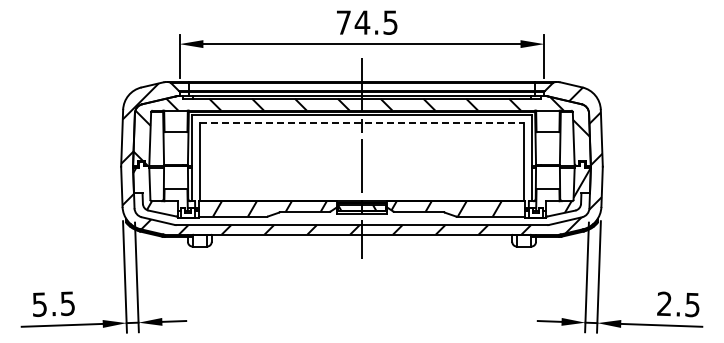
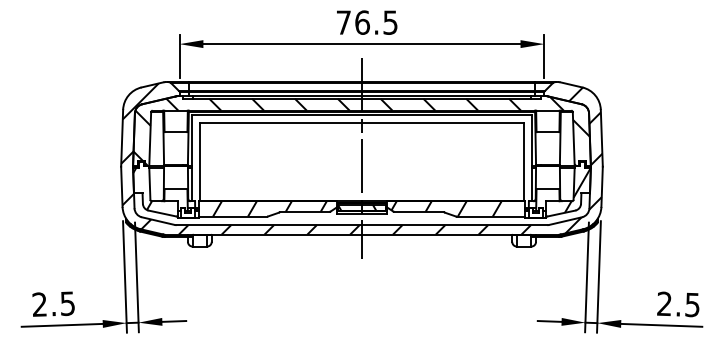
text: 74.5 -> 76.5 (362, 22)
line: dashed -> solid (362, 123)
text: 5.5 -> 2.5 (39, 304)
